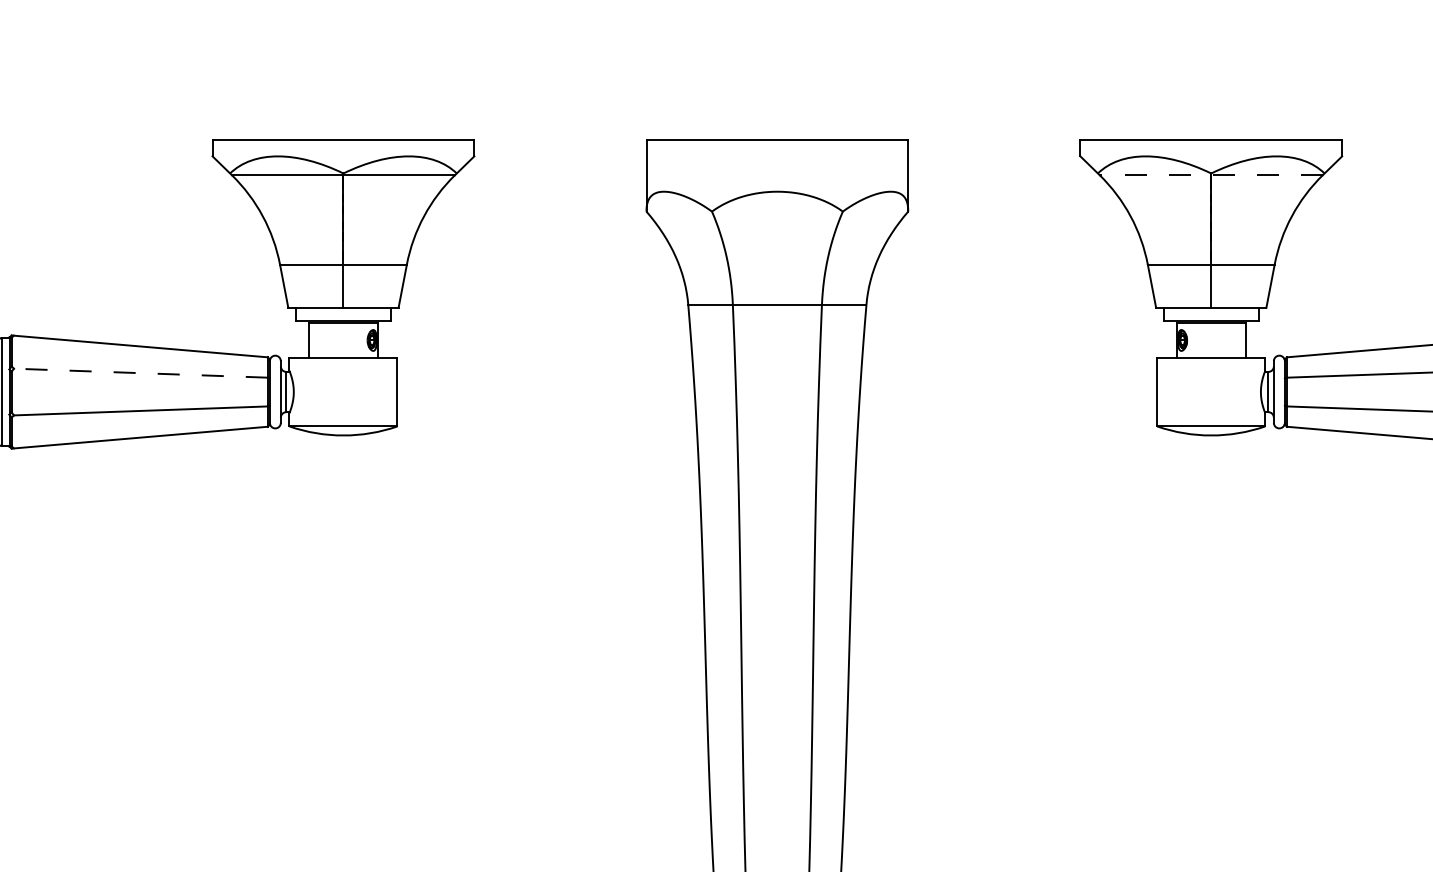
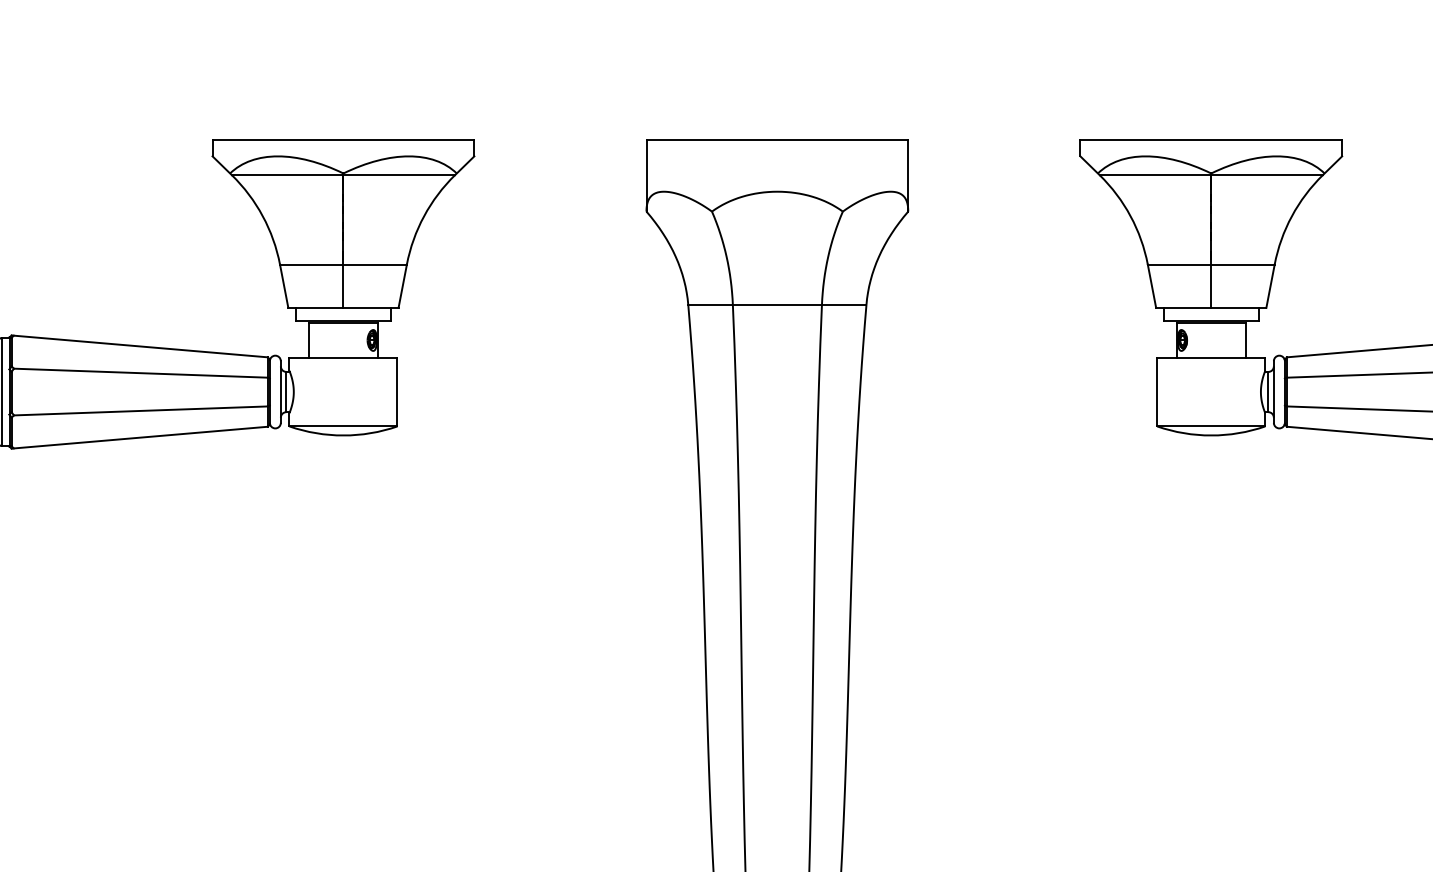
line: dashed -> solid (1211, 175)
line: dashed -> solid (140, 373)
